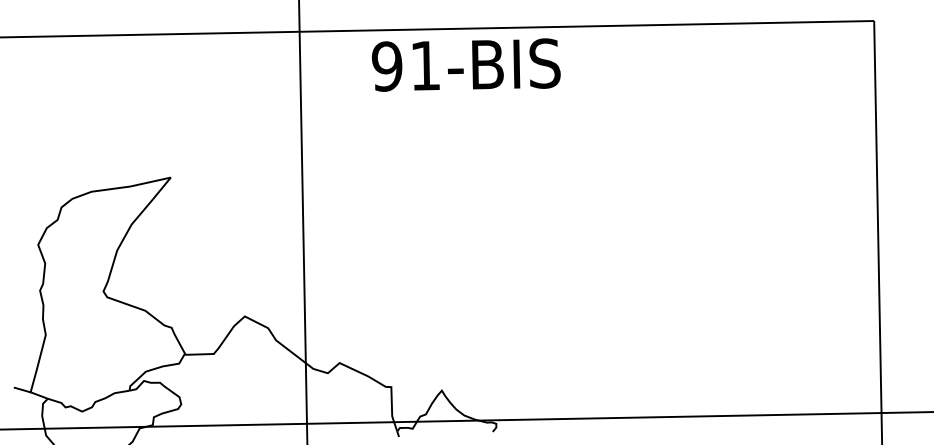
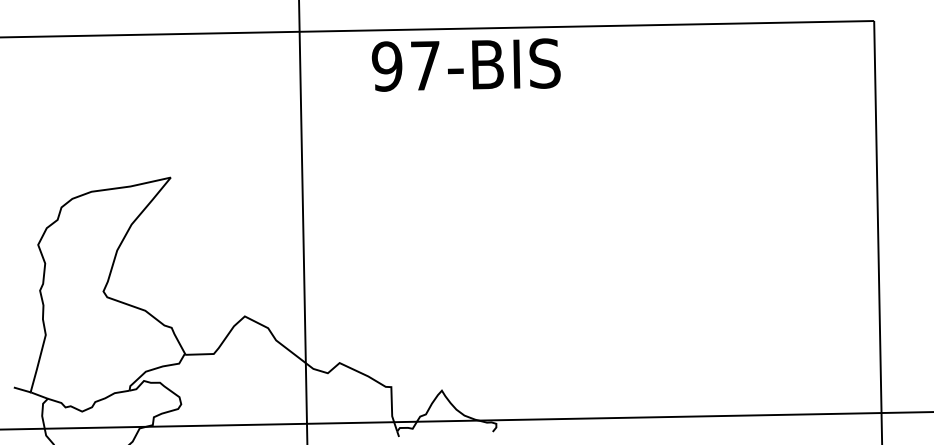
text: 91-BIS -> 97-BIS (425, 65)
